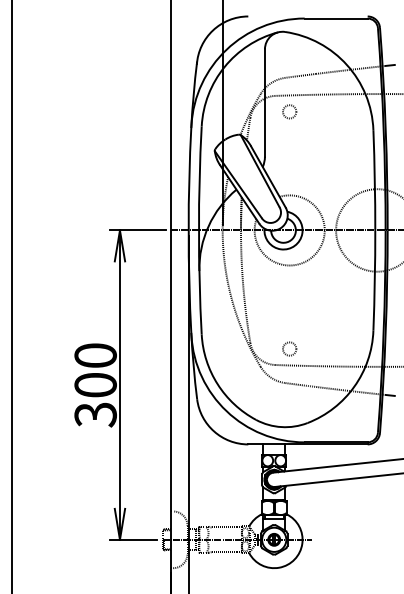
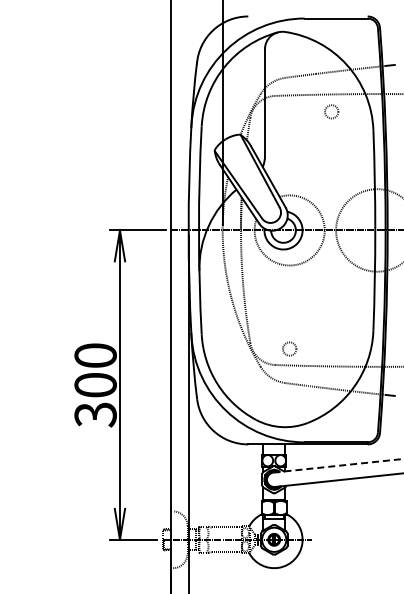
circle position: (289, 111) -> (331, 111) (331, 111)
line: present -> none (12, 296)
line: solid -> dashed (338, 465)
